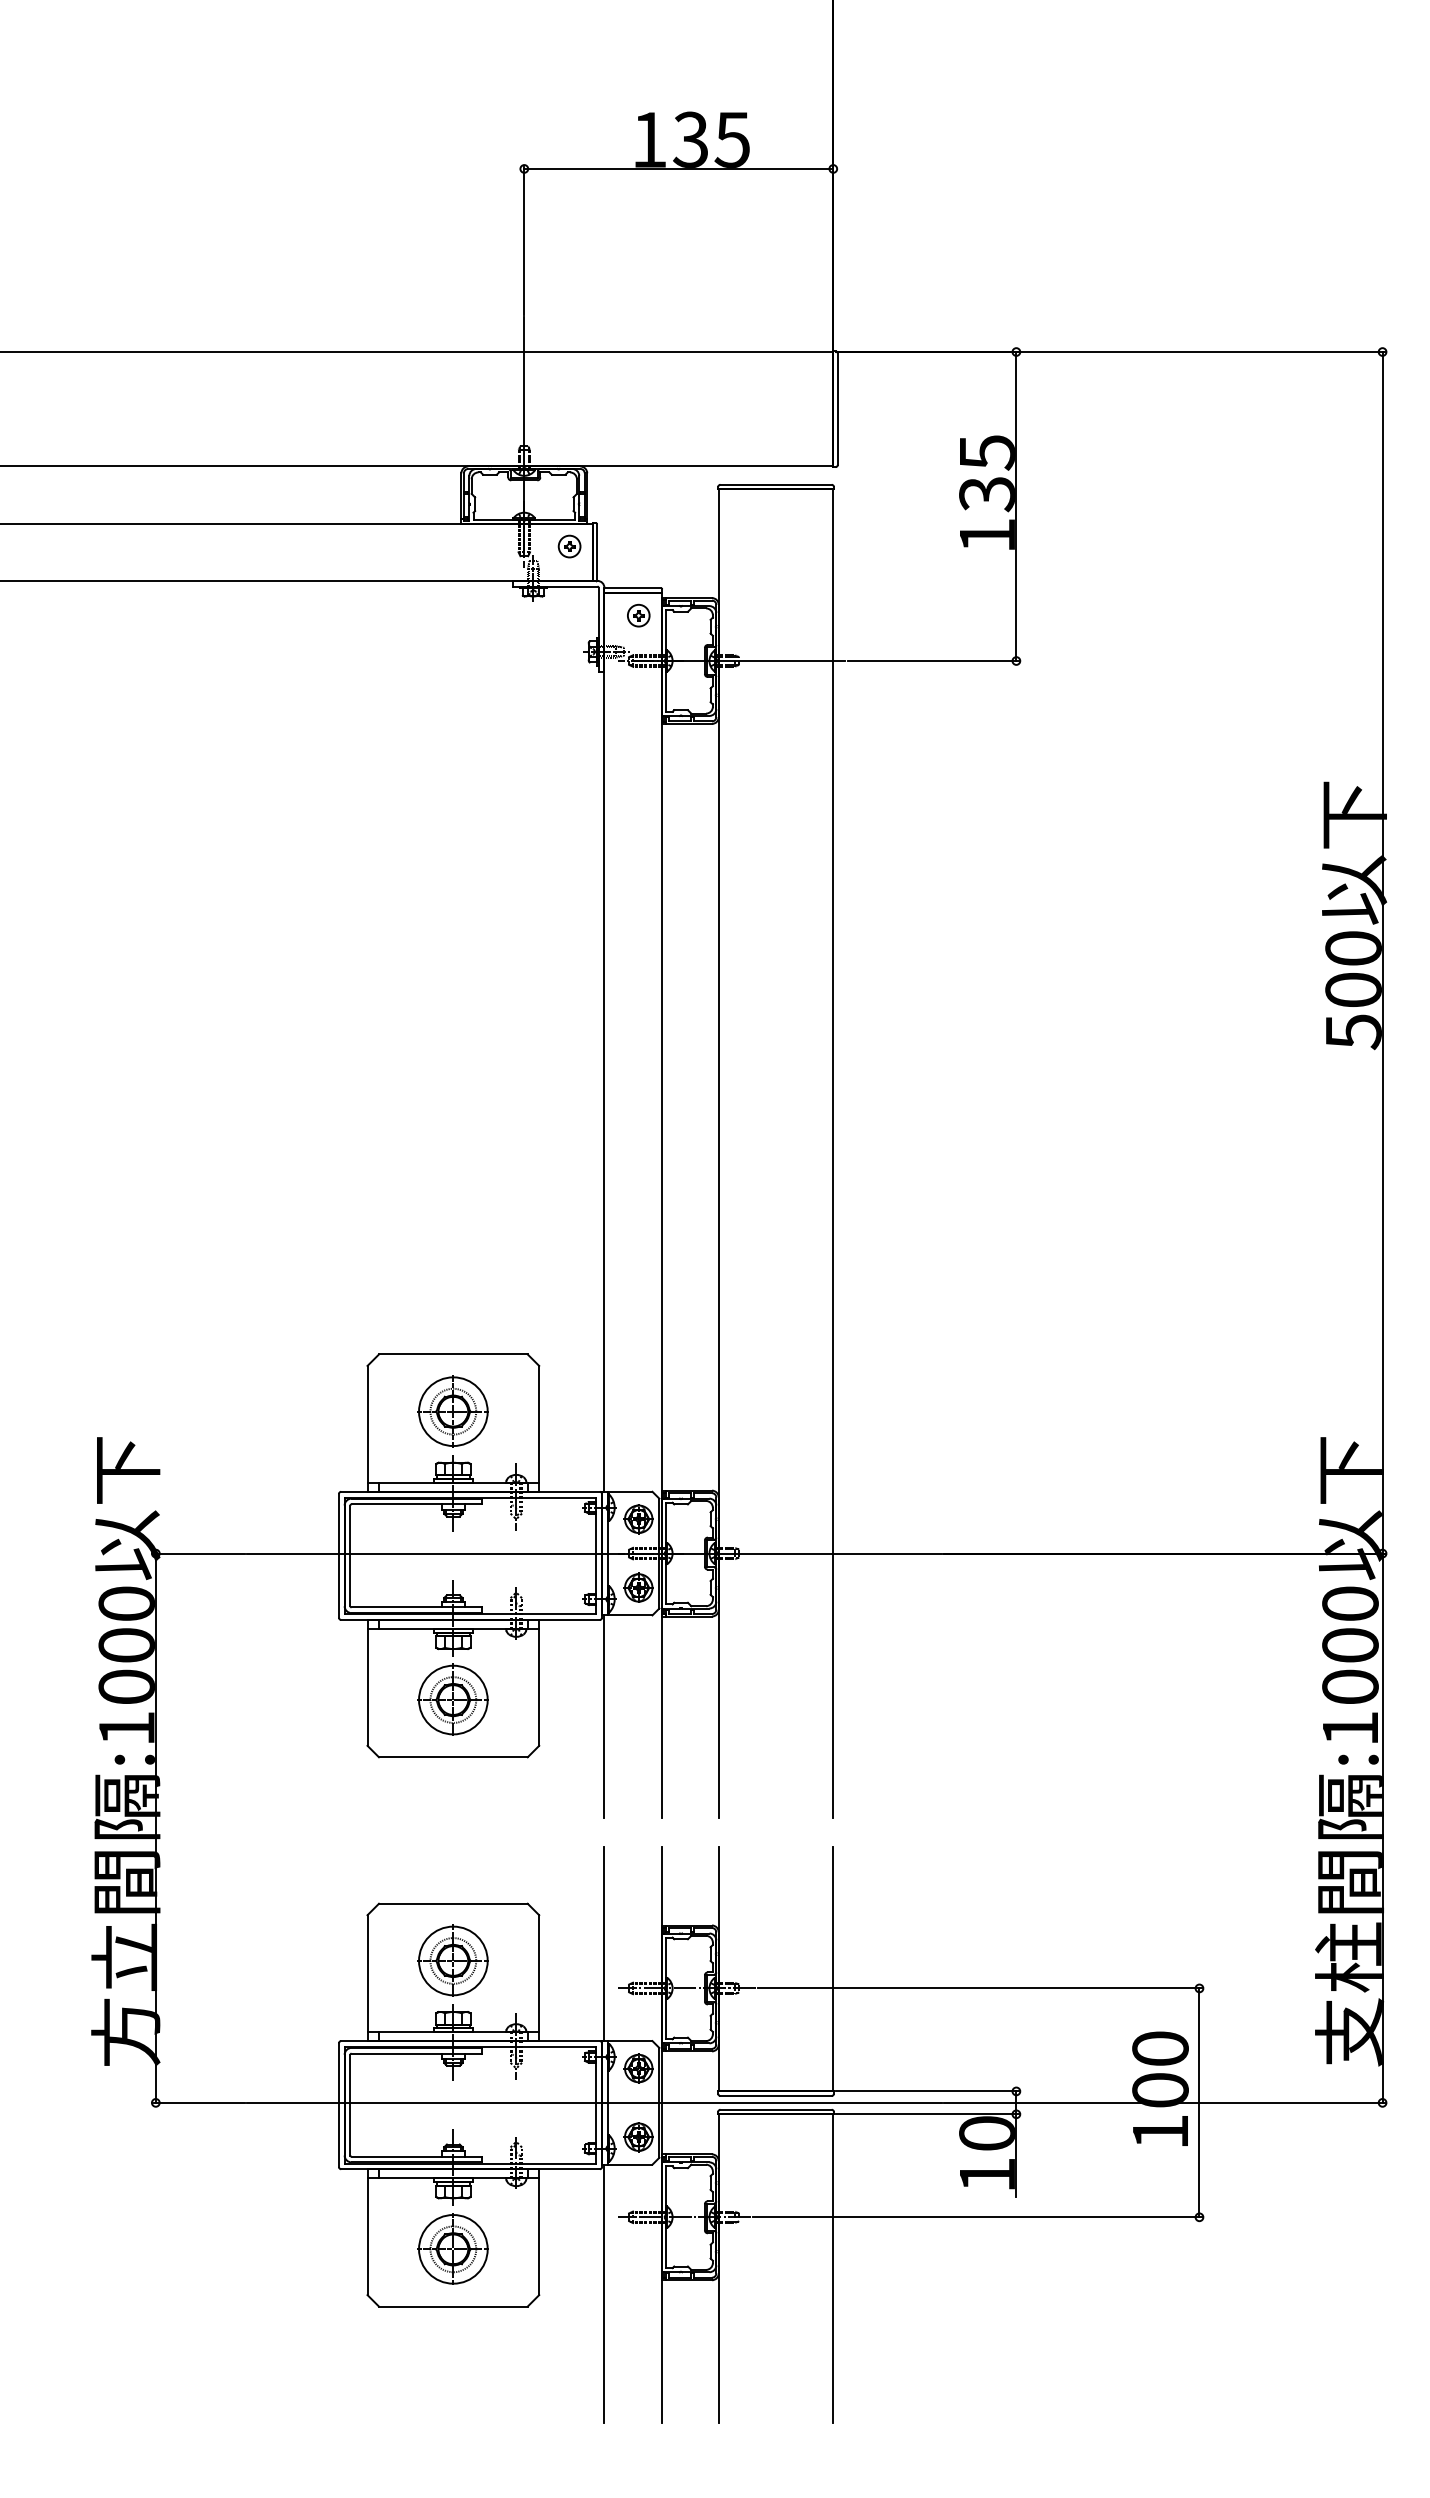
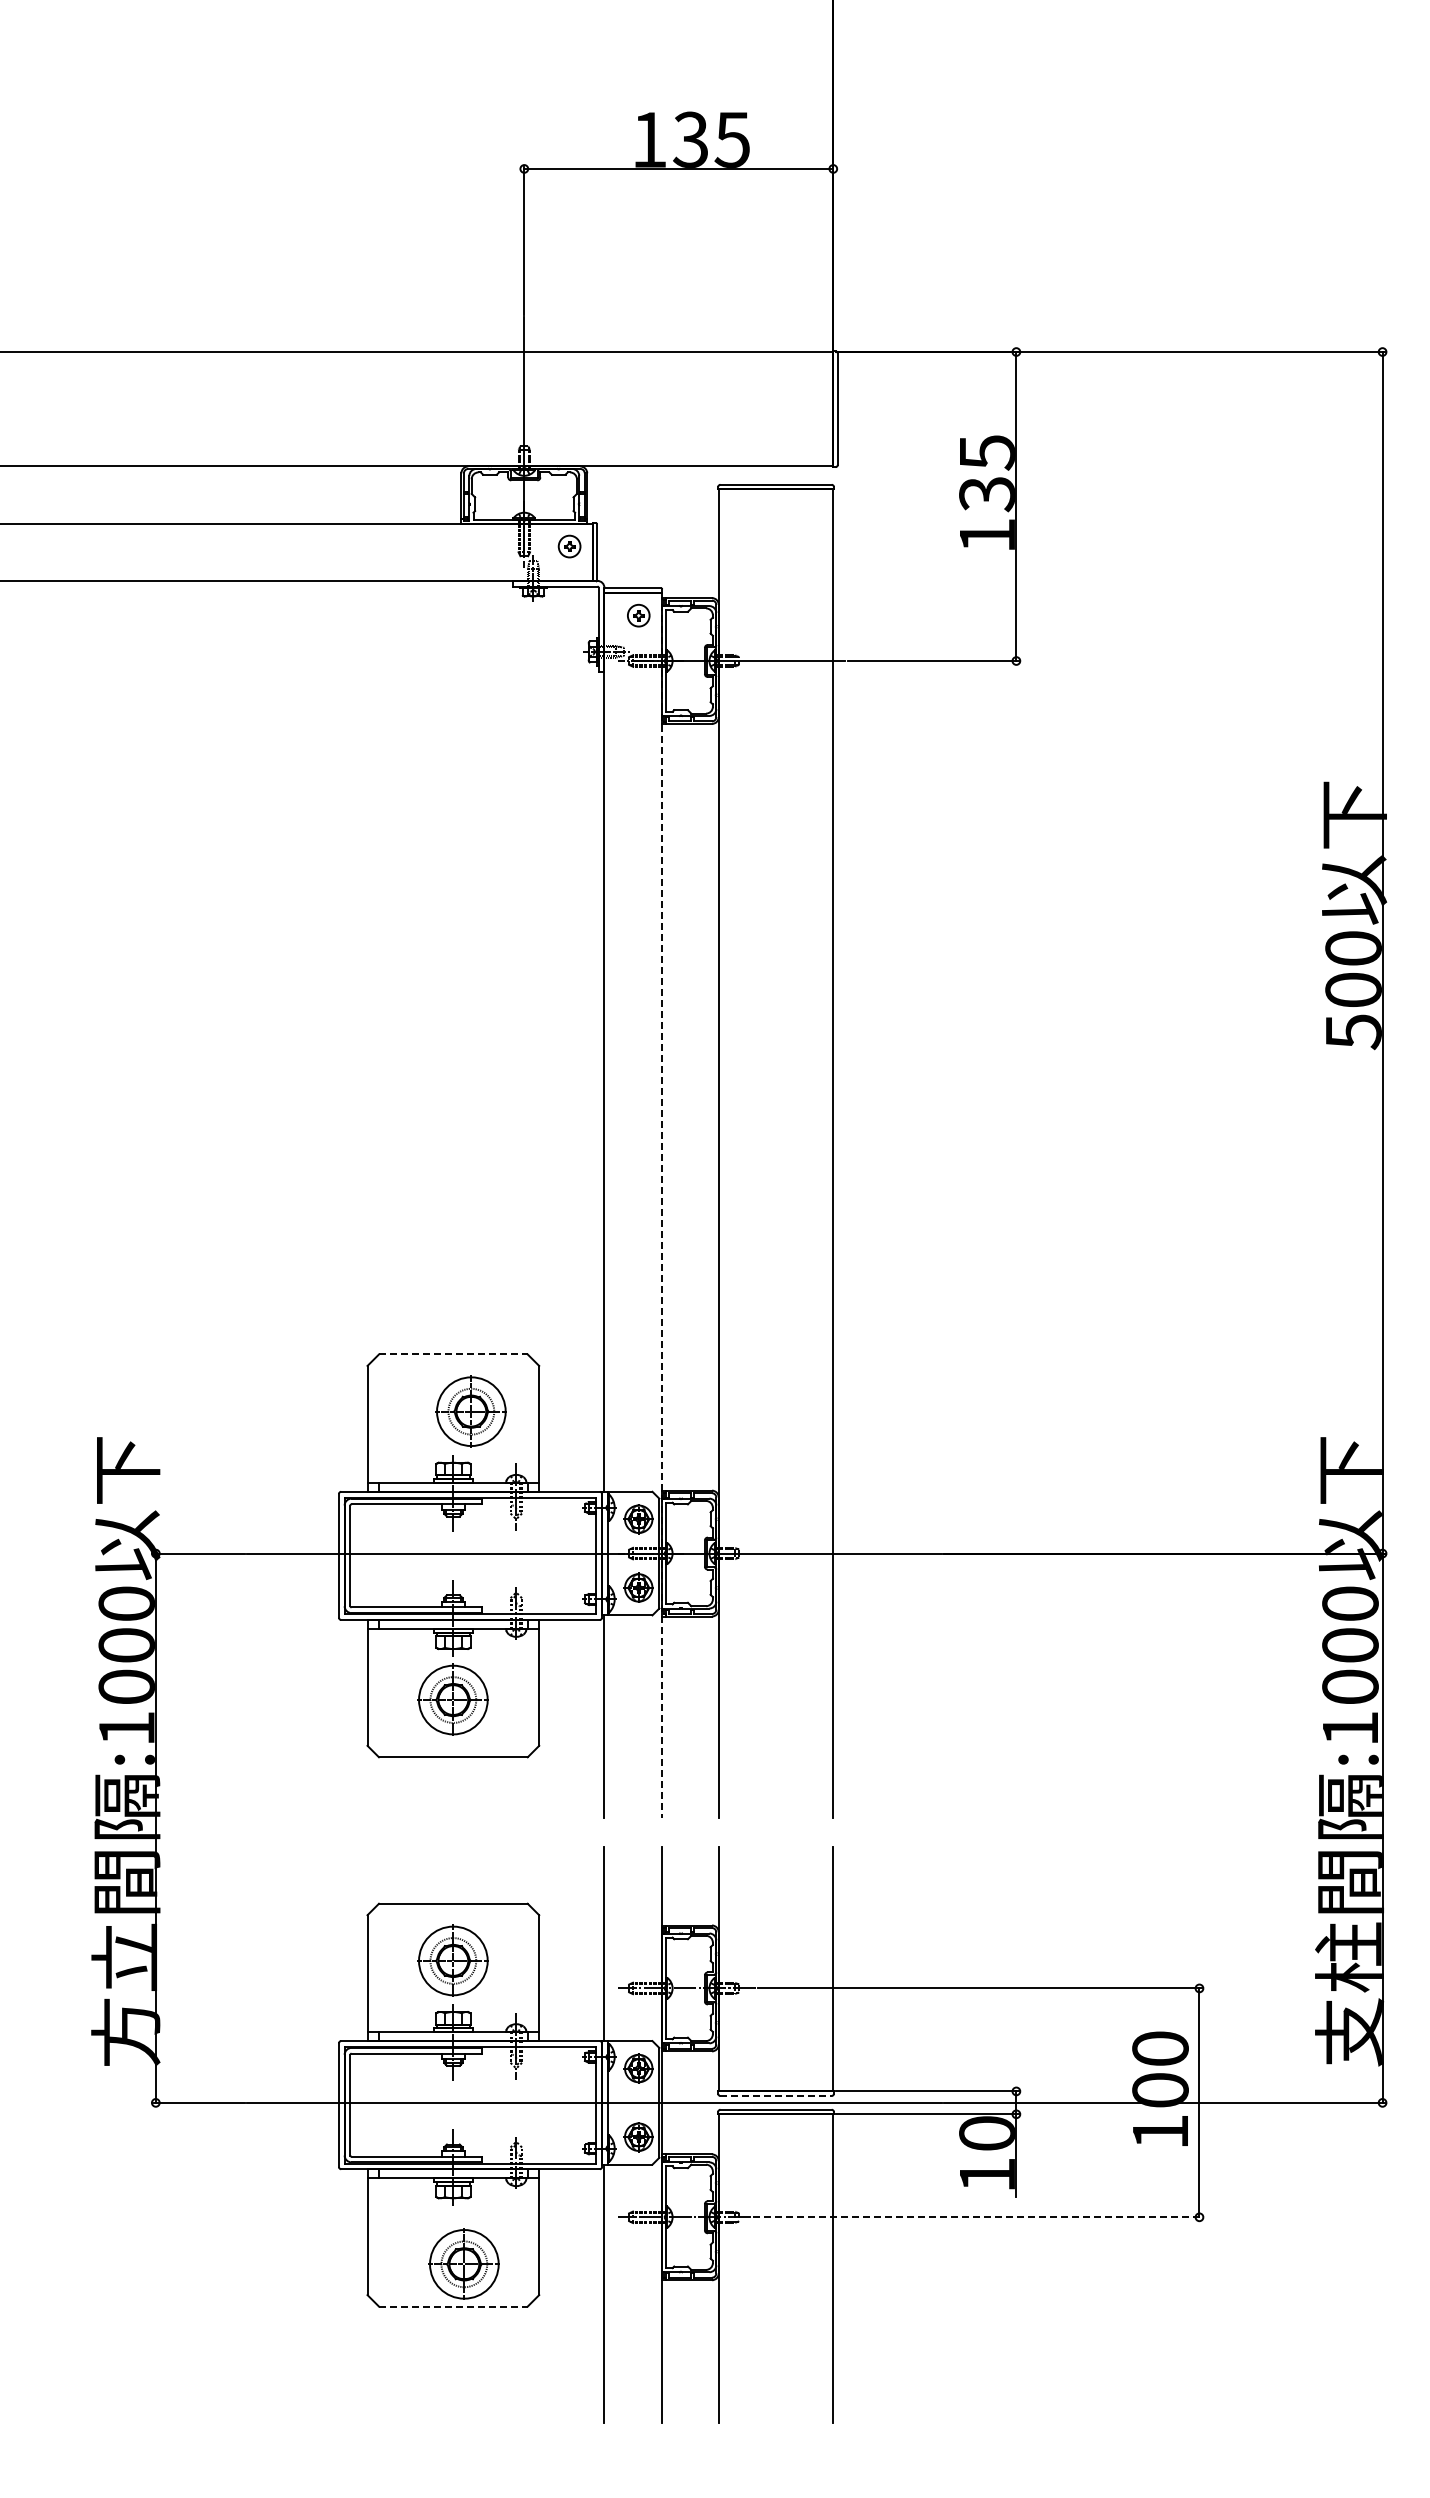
line: solid -> dashed (661, 1205)
line: solid -> dashed (453, 1354)
part position: (452, 1411) -> (470, 1411) (470, 1411)
line: solid -> dashed (776, 2096)
line: solid -> dashed (978, 2217)
part position: (452, 2248) -> (463, 2263) (463, 2263)
line: solid -> dashed (453, 2306)
